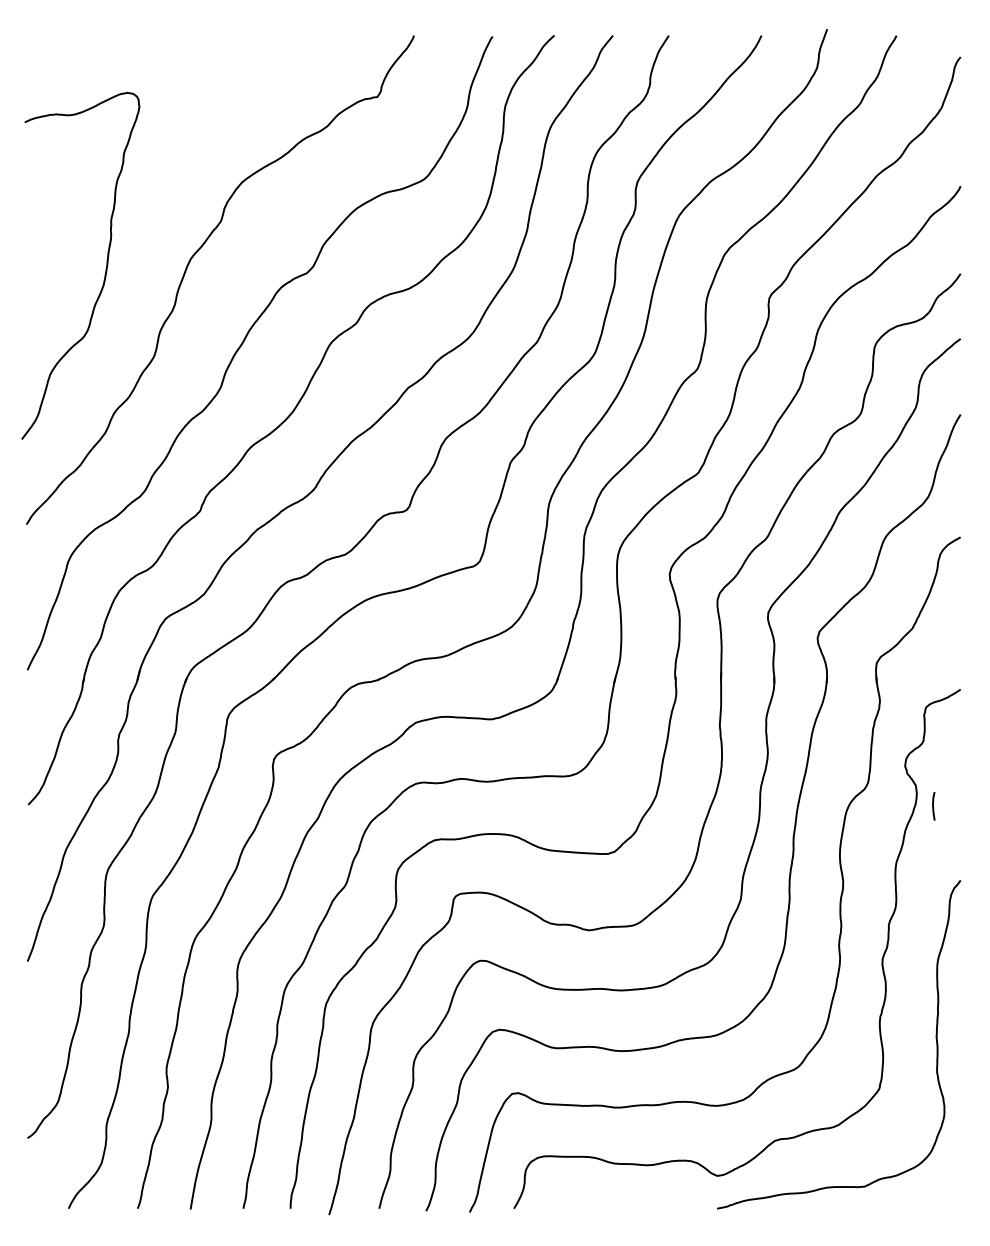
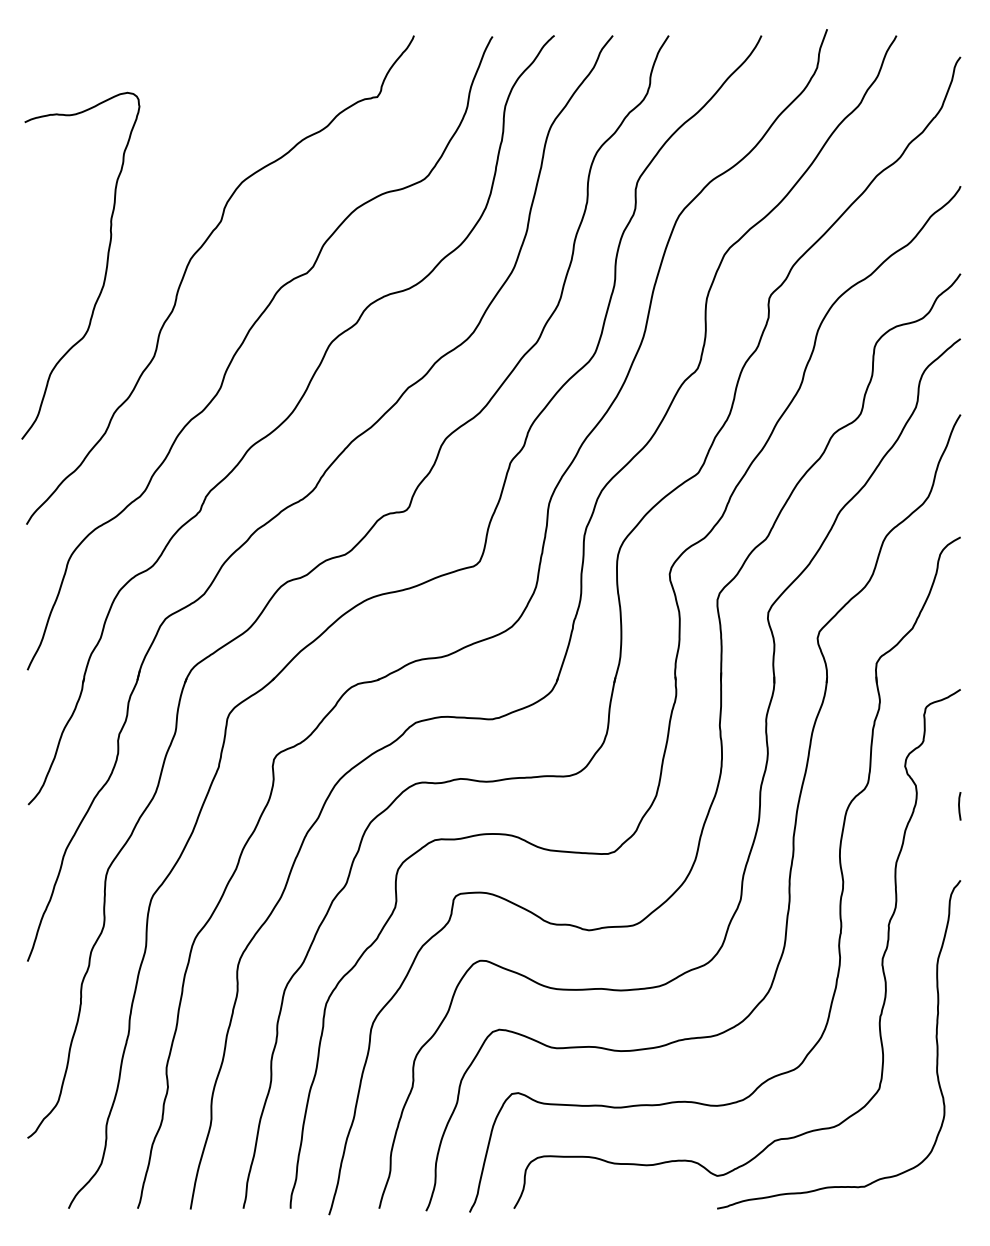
line position: (933, 806) -> (959, 806) (959, 806)
